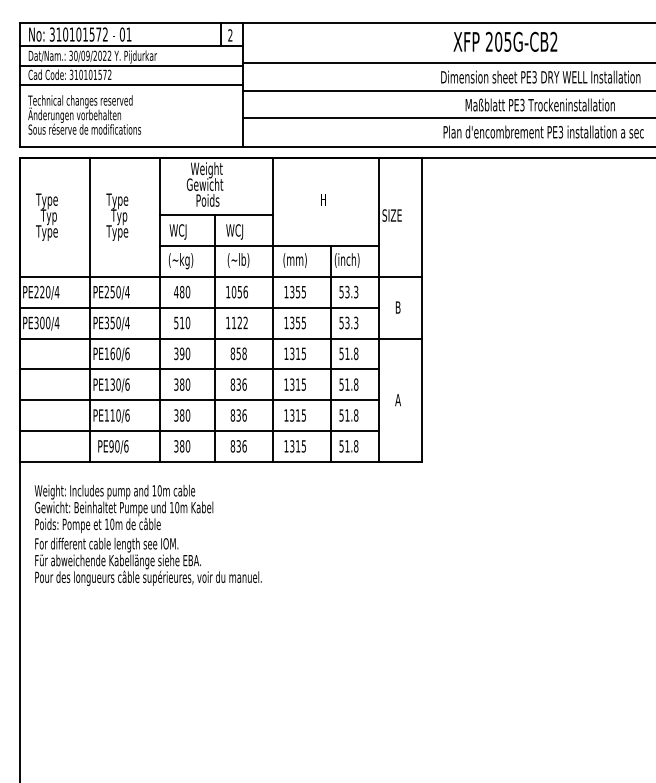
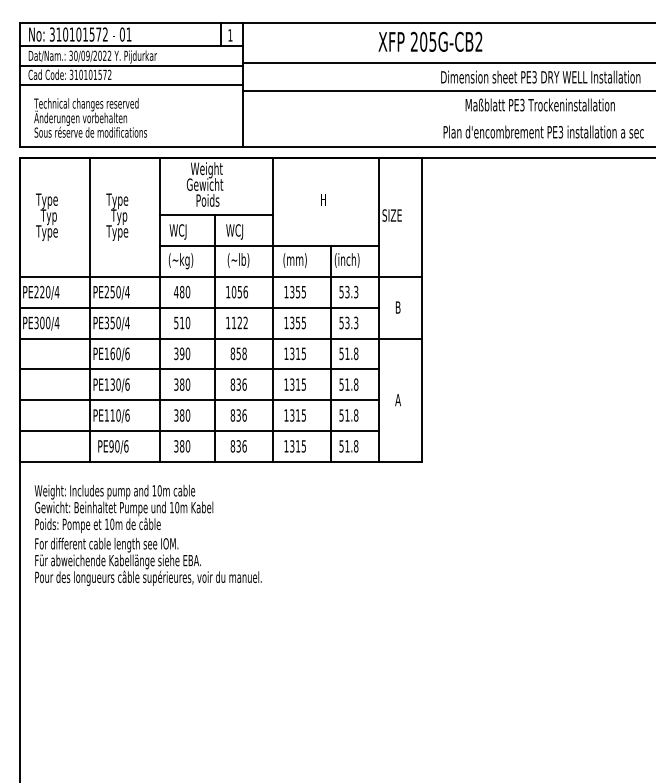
text: 2 -> 1 (230, 35)
text position: (505, 41) -> (430, 41) (430, 41)
text position: (84, 114) -> (90, 117) (90, 117)
line: present -> none (447, 118)
